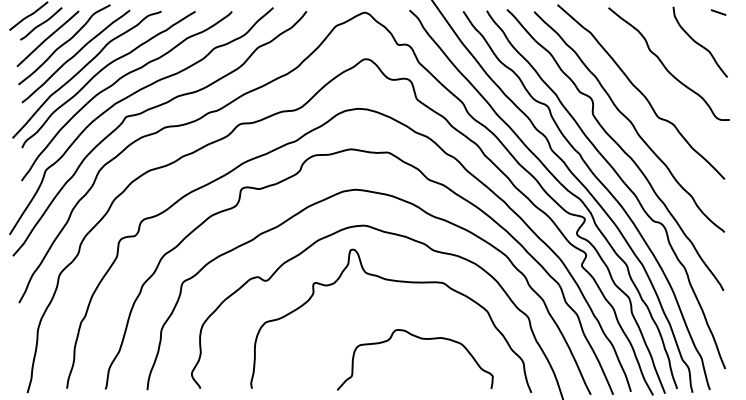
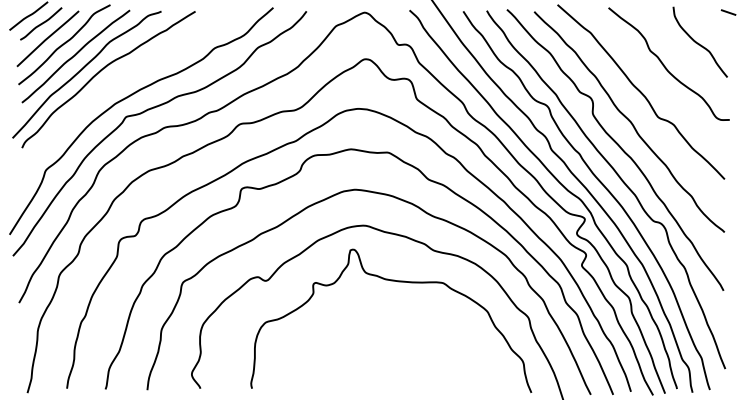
line position: (718, 12) -> (728, 12) (728, 12)
curve: present -> none (117, 82)
curve: present -> none (420, 339)
